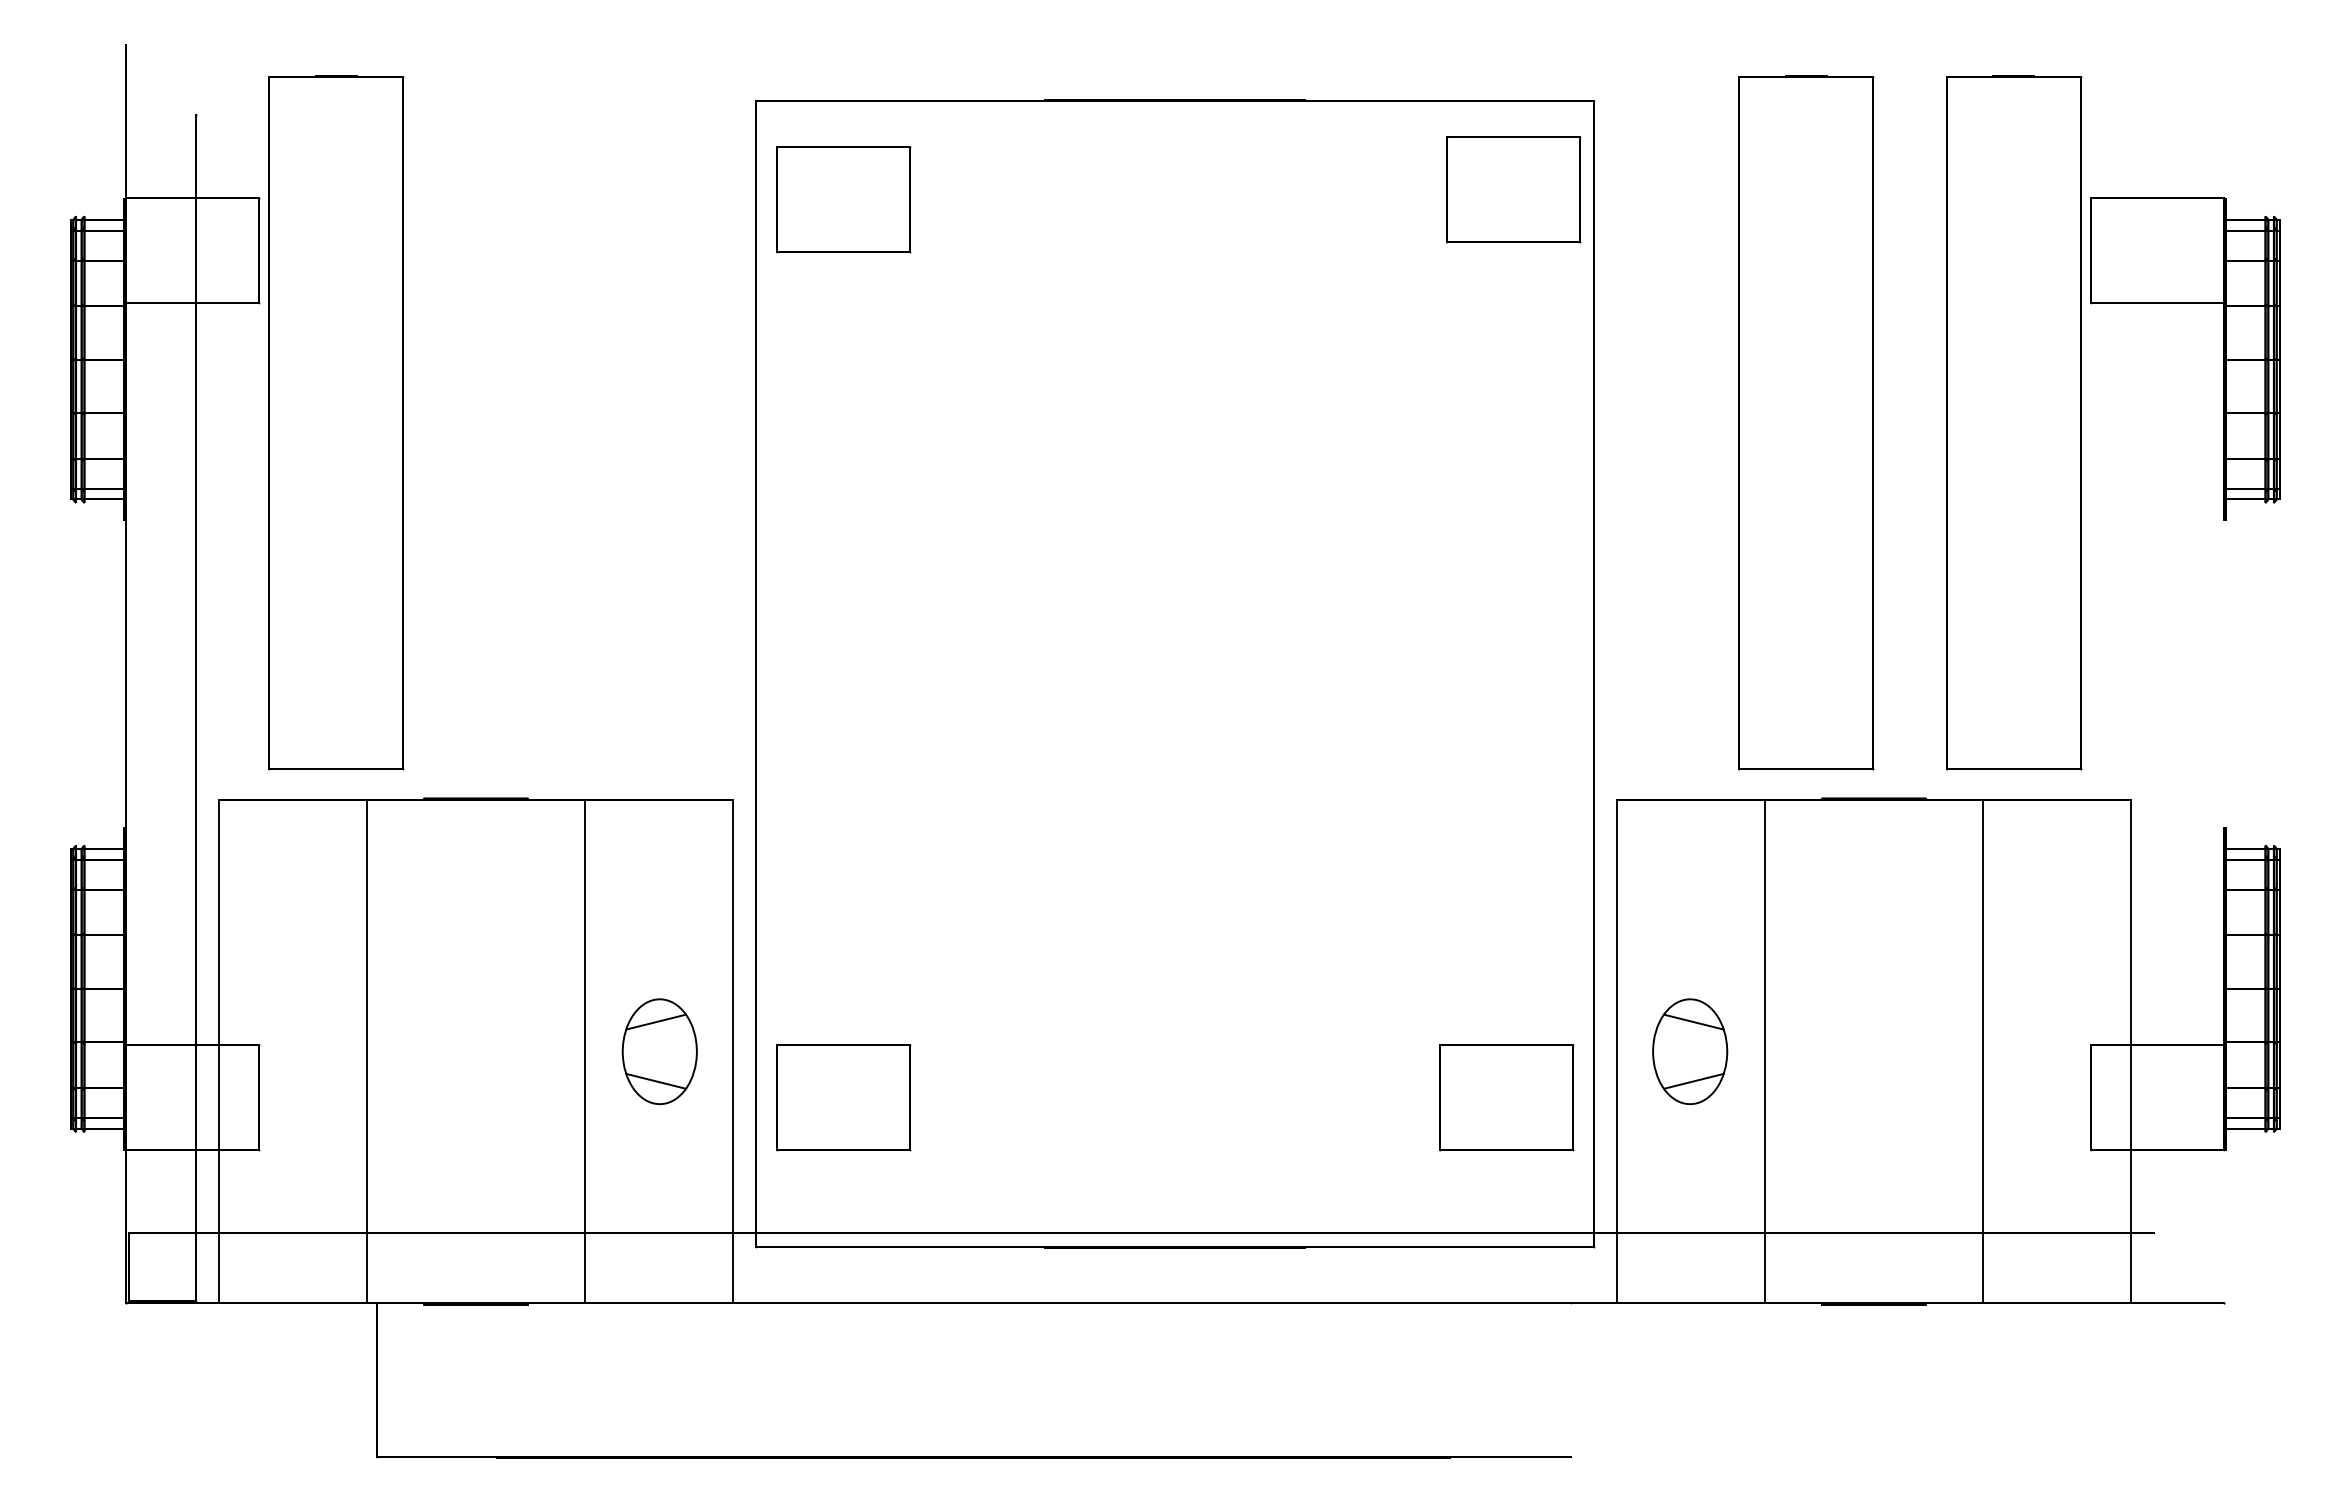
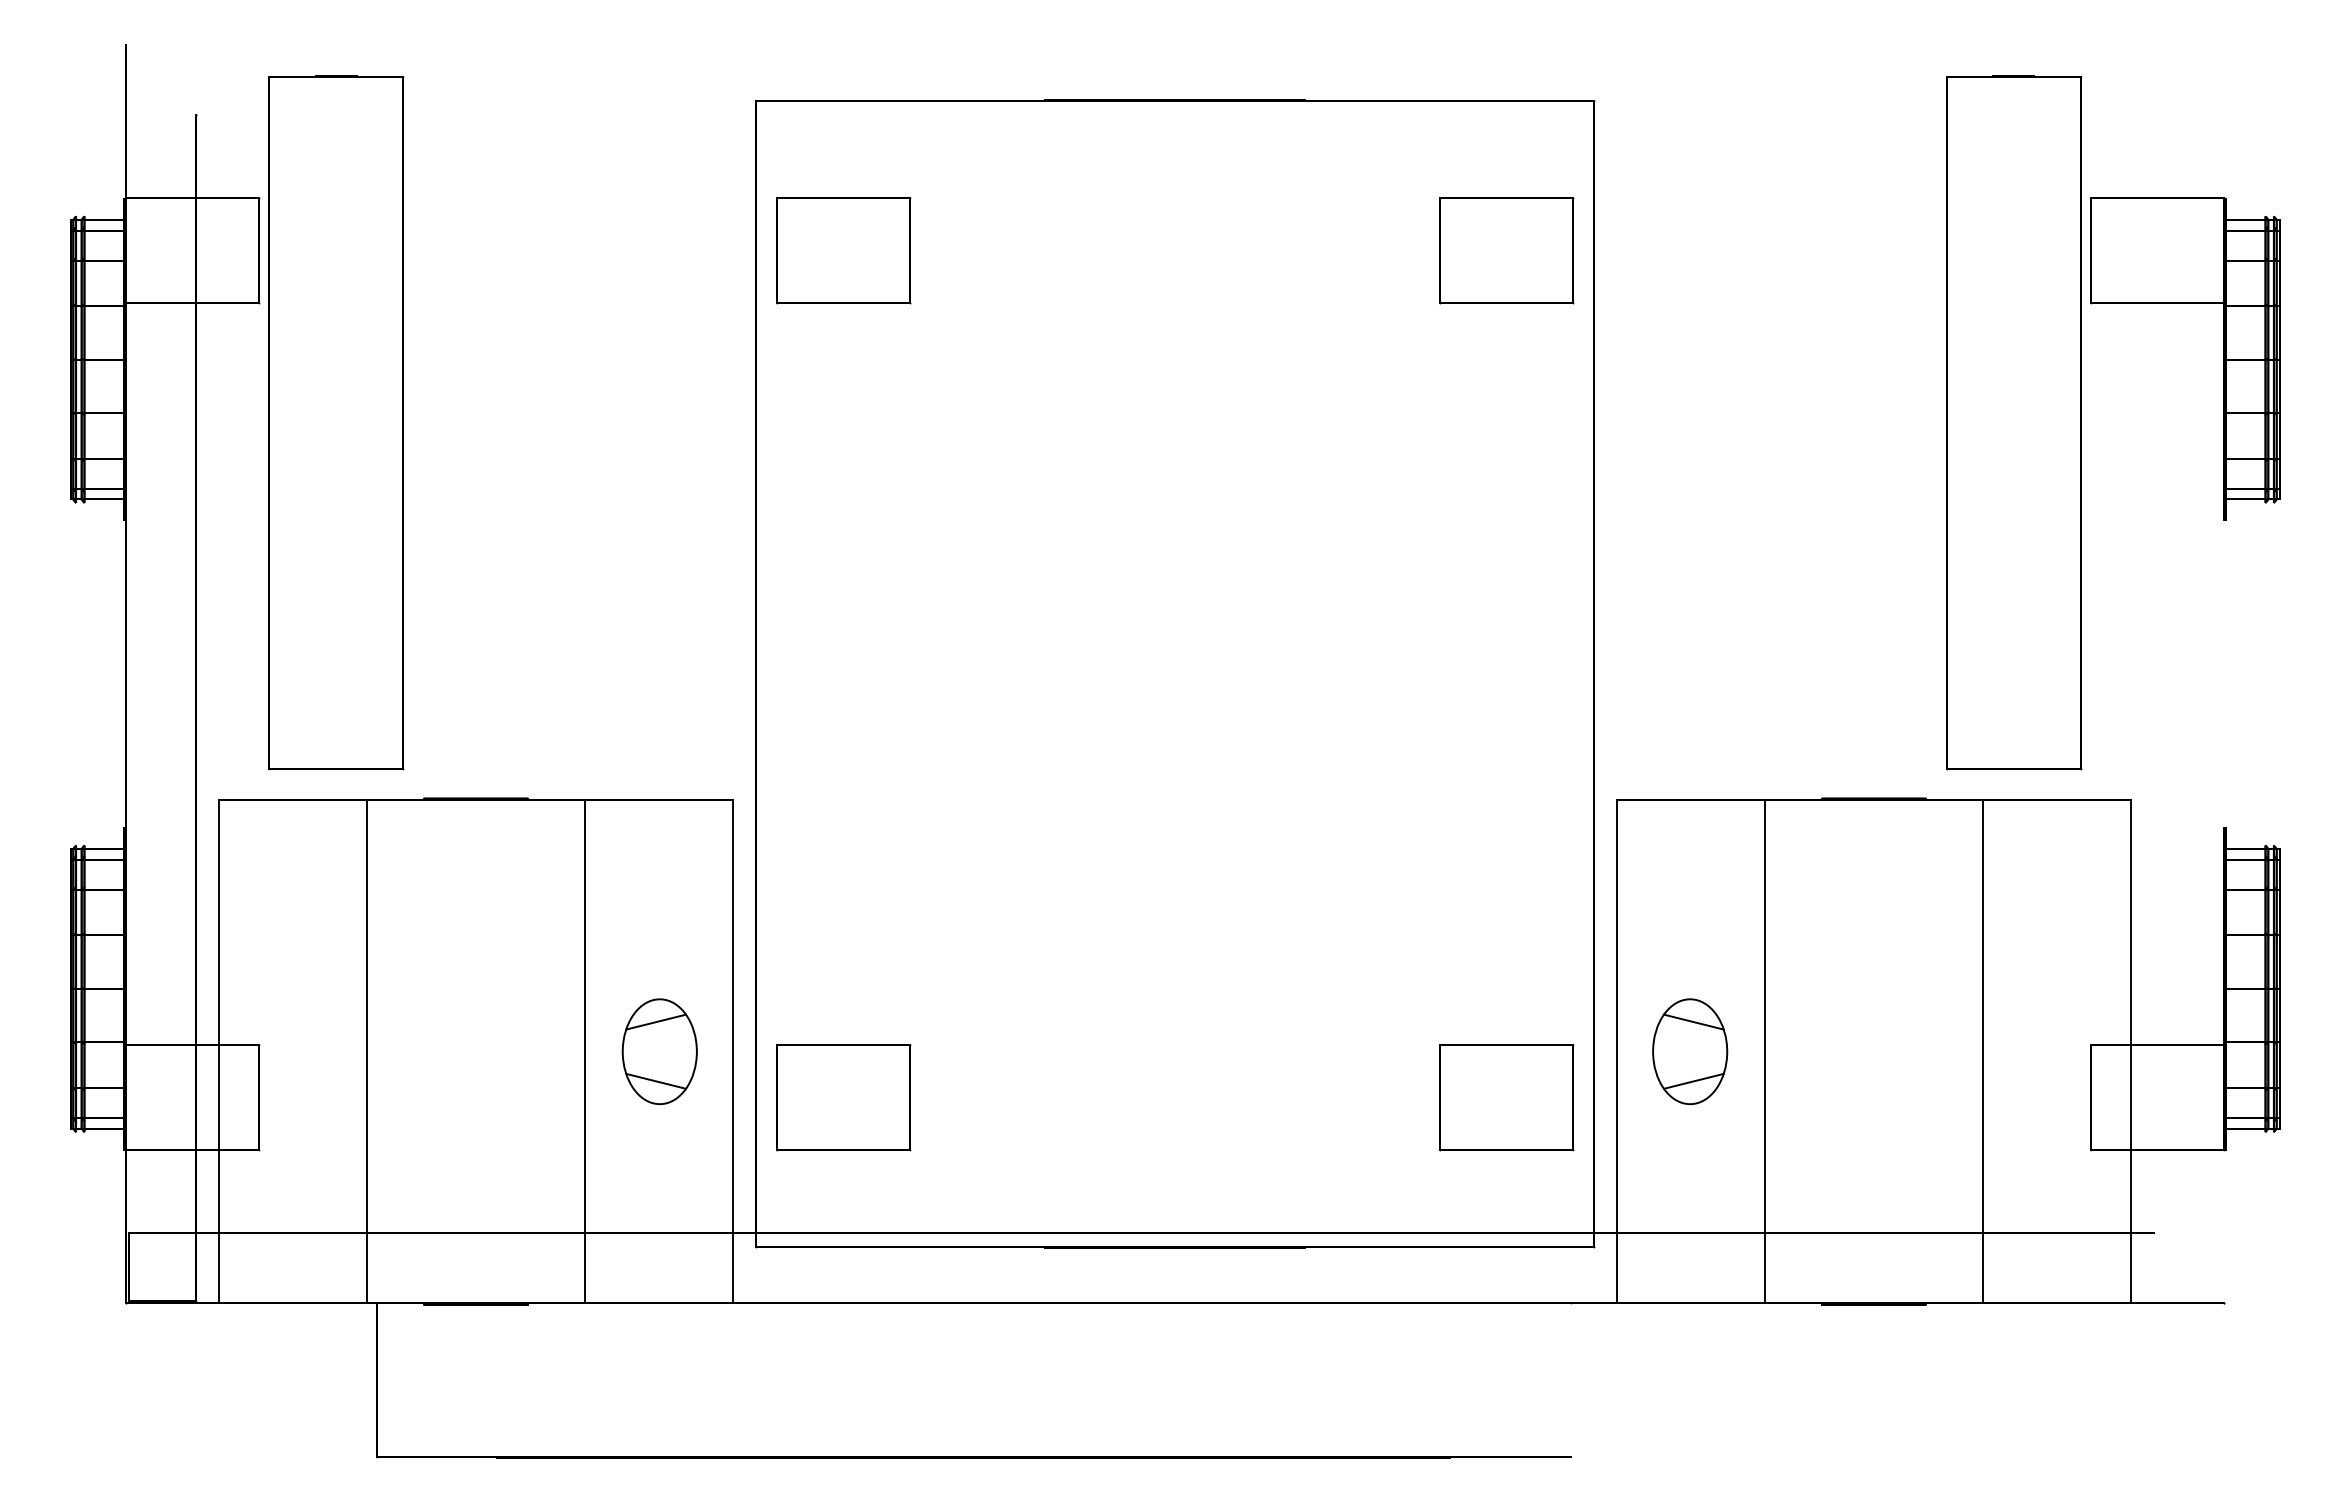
part position: (1513, 189) -> (1506, 250) (1506, 250)
part position: (843, 199) -> (843, 250) (843, 250)
part: present -> none (1806, 422)
